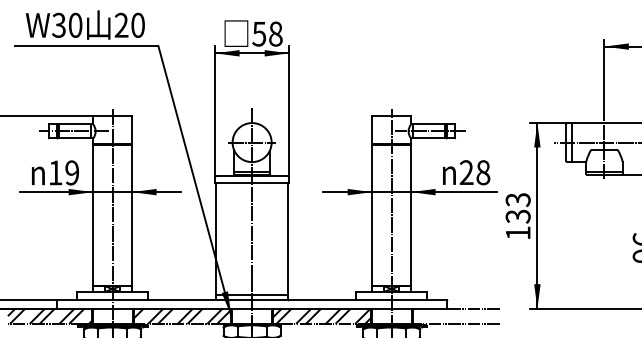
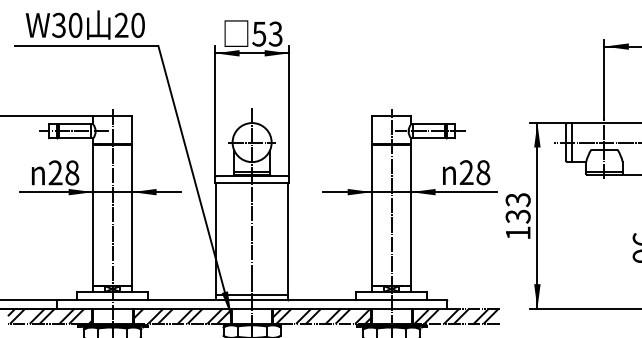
text: 58 -> 53 (275, 33)
text: 19 -> 28 (63, 172)
hatch: none -> present (456, 315)
